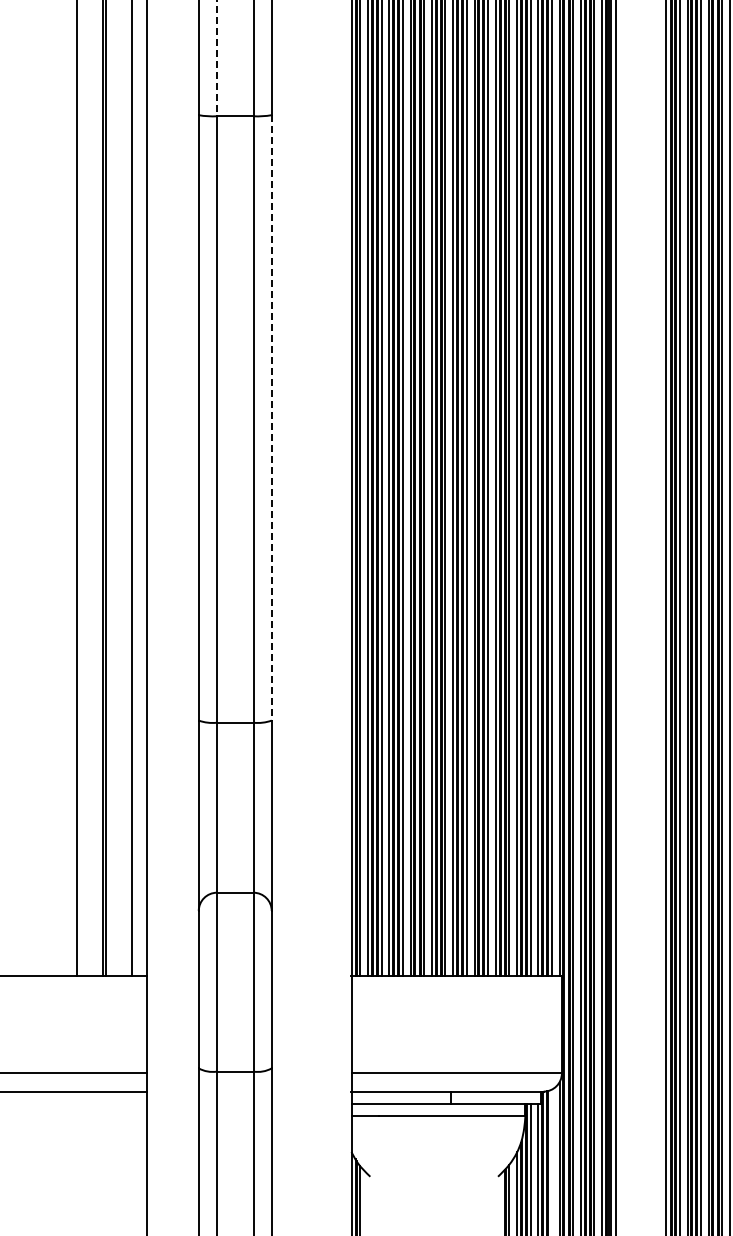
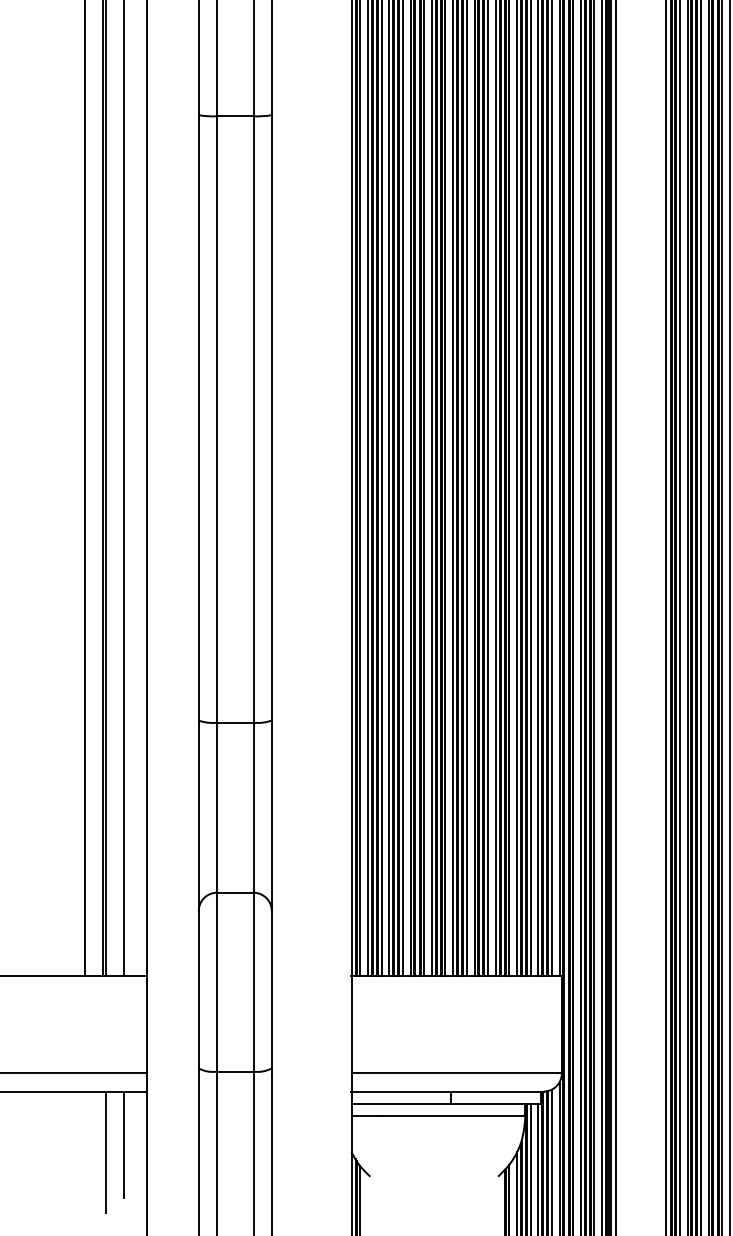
line: dashed -> solid (217, 58)
line: dashed -> solid (271, 417)
line position: (76, 489) -> (84, 489) (84, 489)
line position: (132, 489) -> (124, 489) (124, 489)
line: none -> present (124, 1144)
line: none -> present (105, 1152)
line: none -> present (551, 1160)
